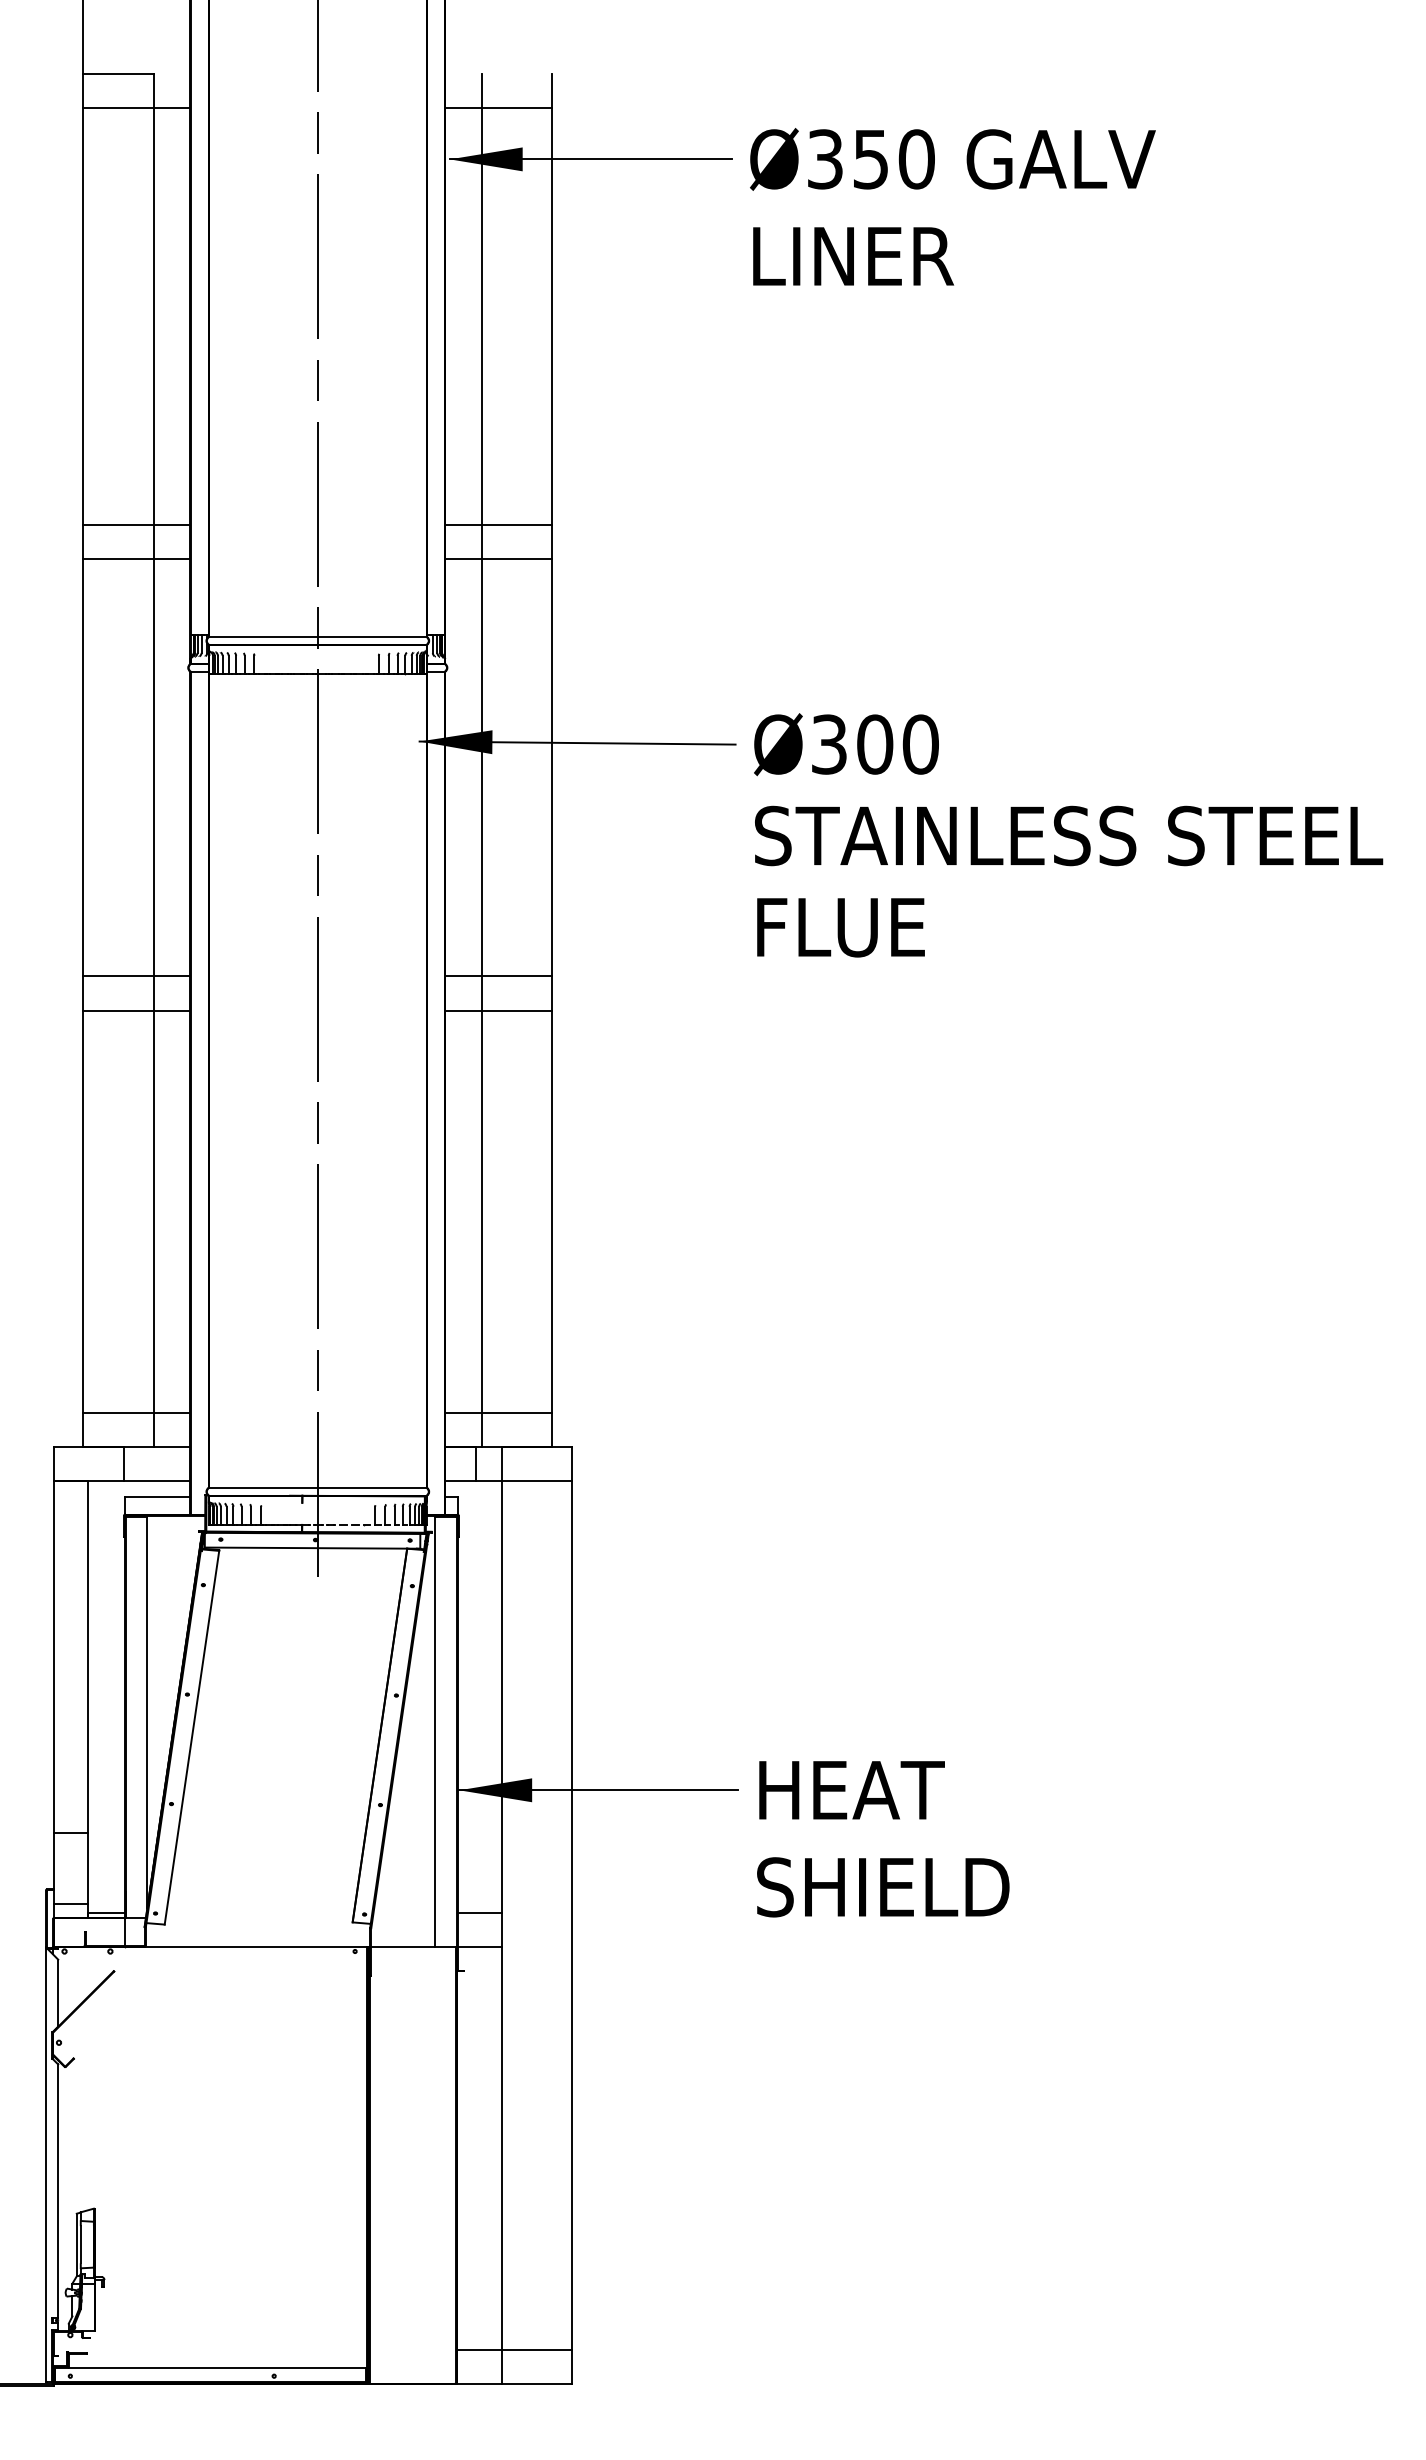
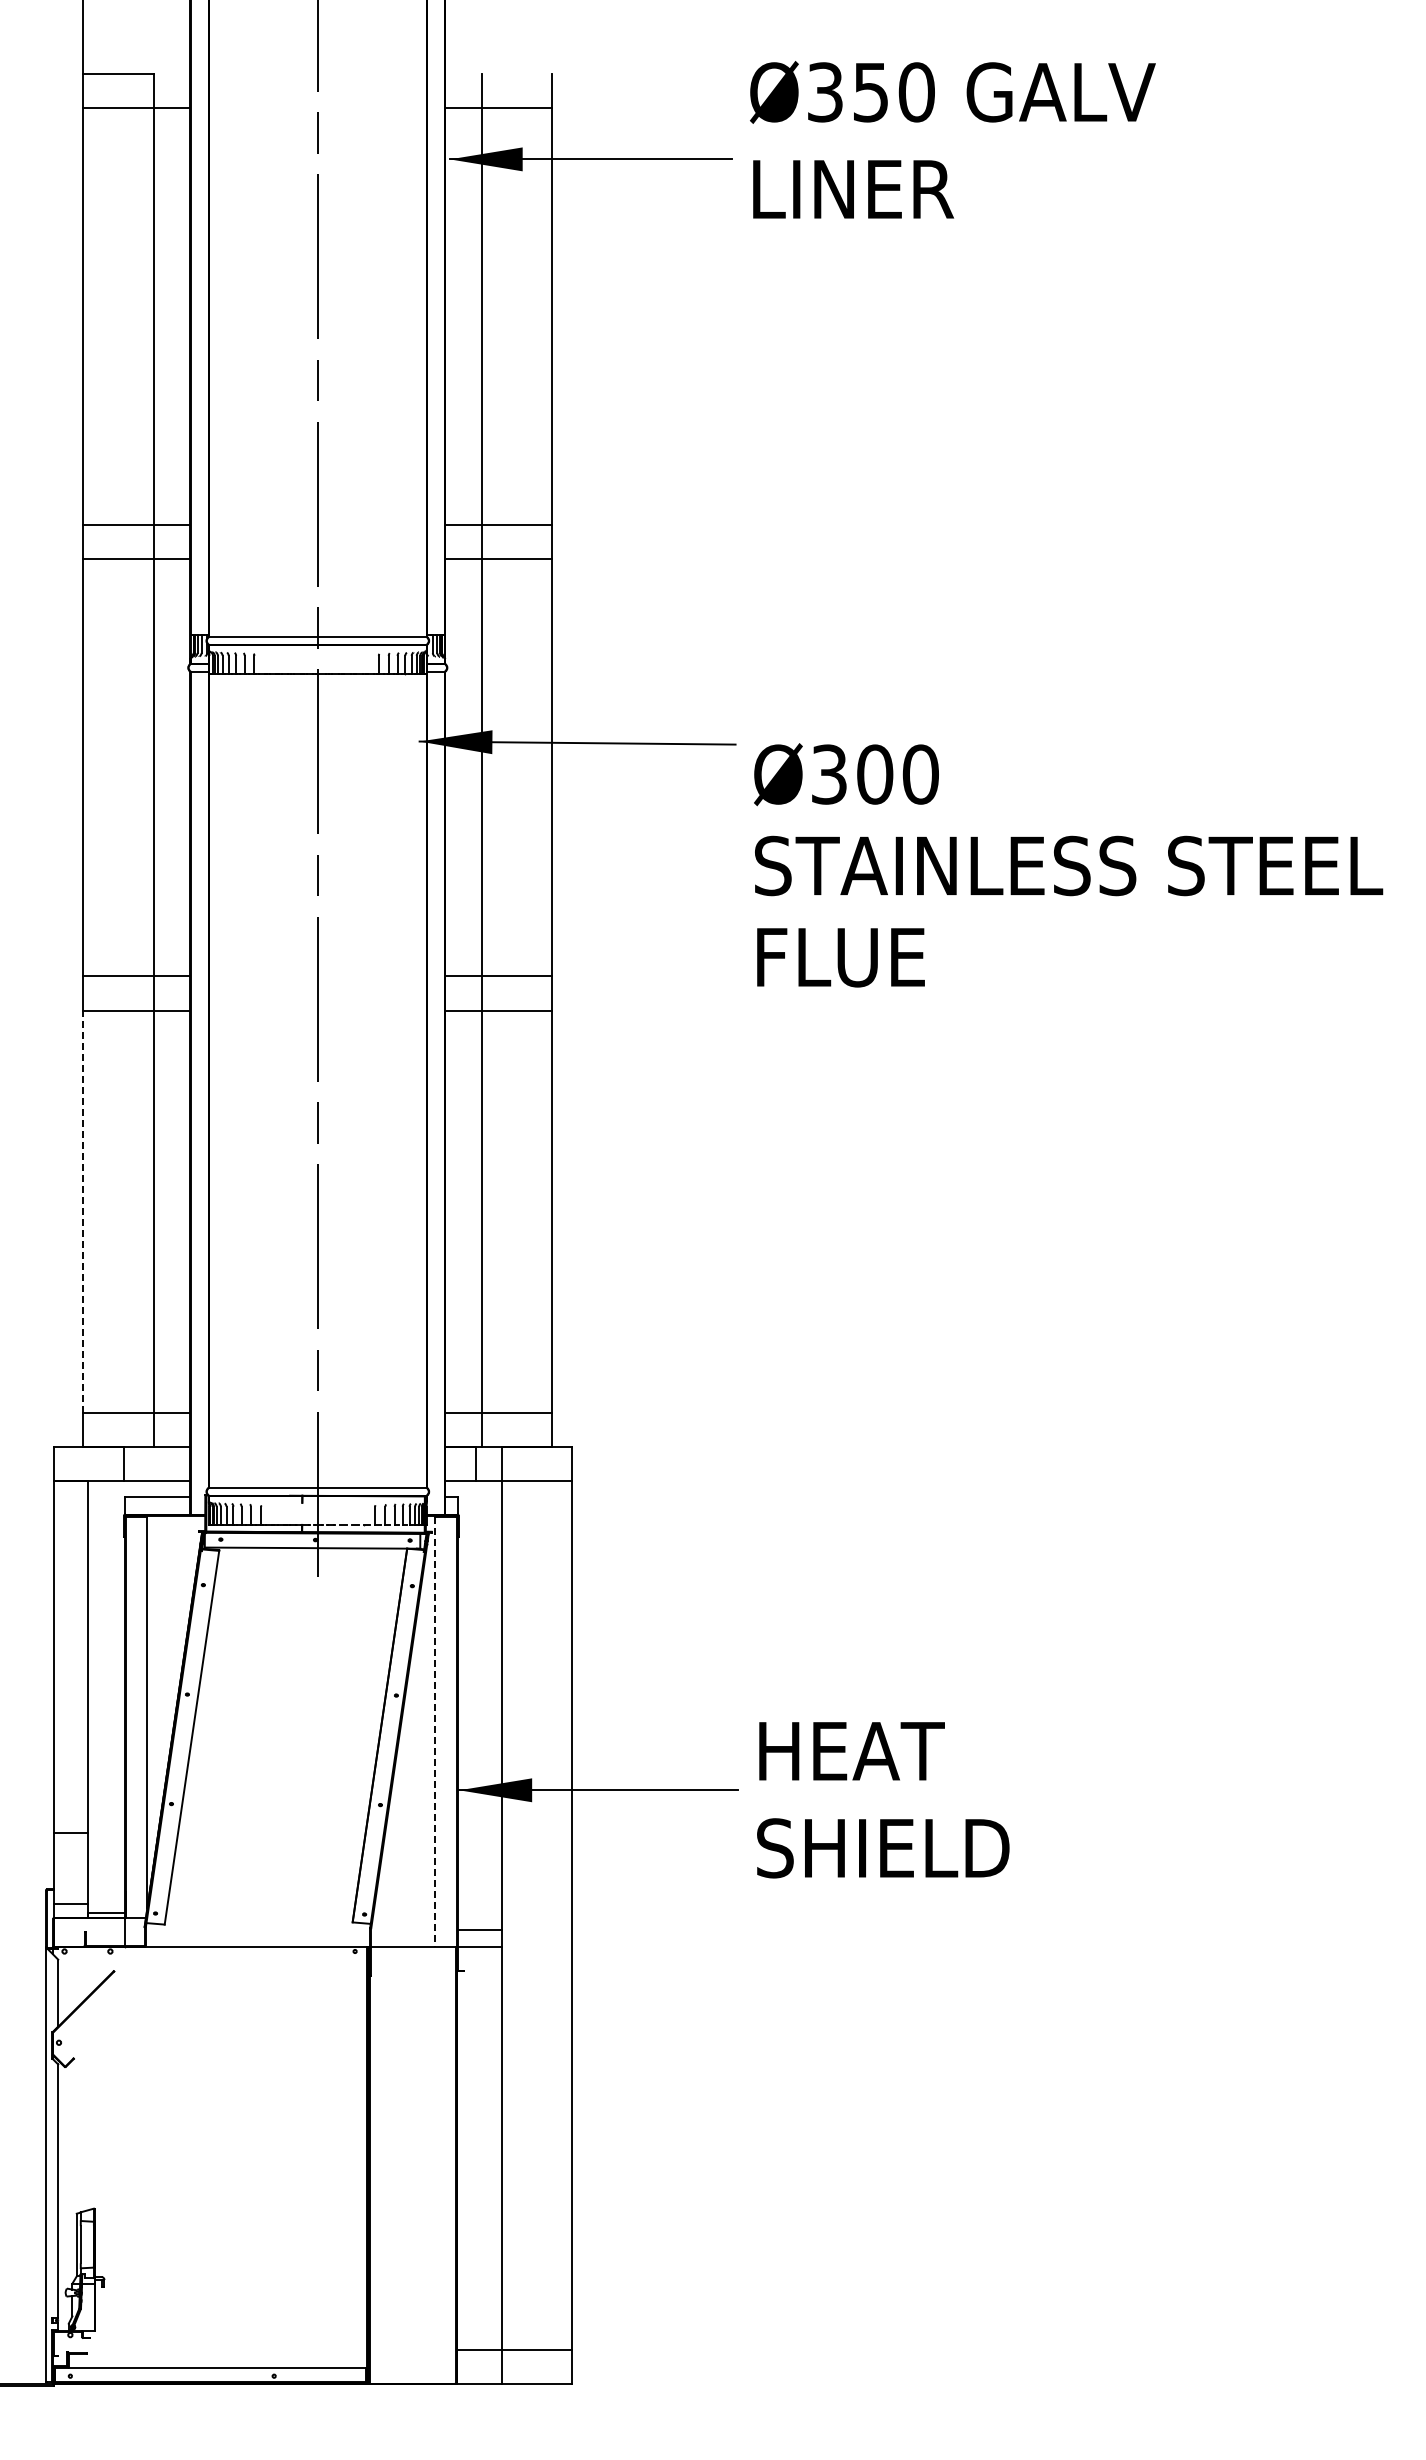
text position: (952, 206) -> (952, 139) (952, 139)
text position: (1068, 835) -> (1068, 865) (1068, 865)
line: solid -> dashed (83, 1211)
line: solid -> dashed (435, 1731)
text position: (883, 1839) -> (883, 1800) (883, 1800)
line position: (479, 1913) -> (479, 1930) (479, 1930)
